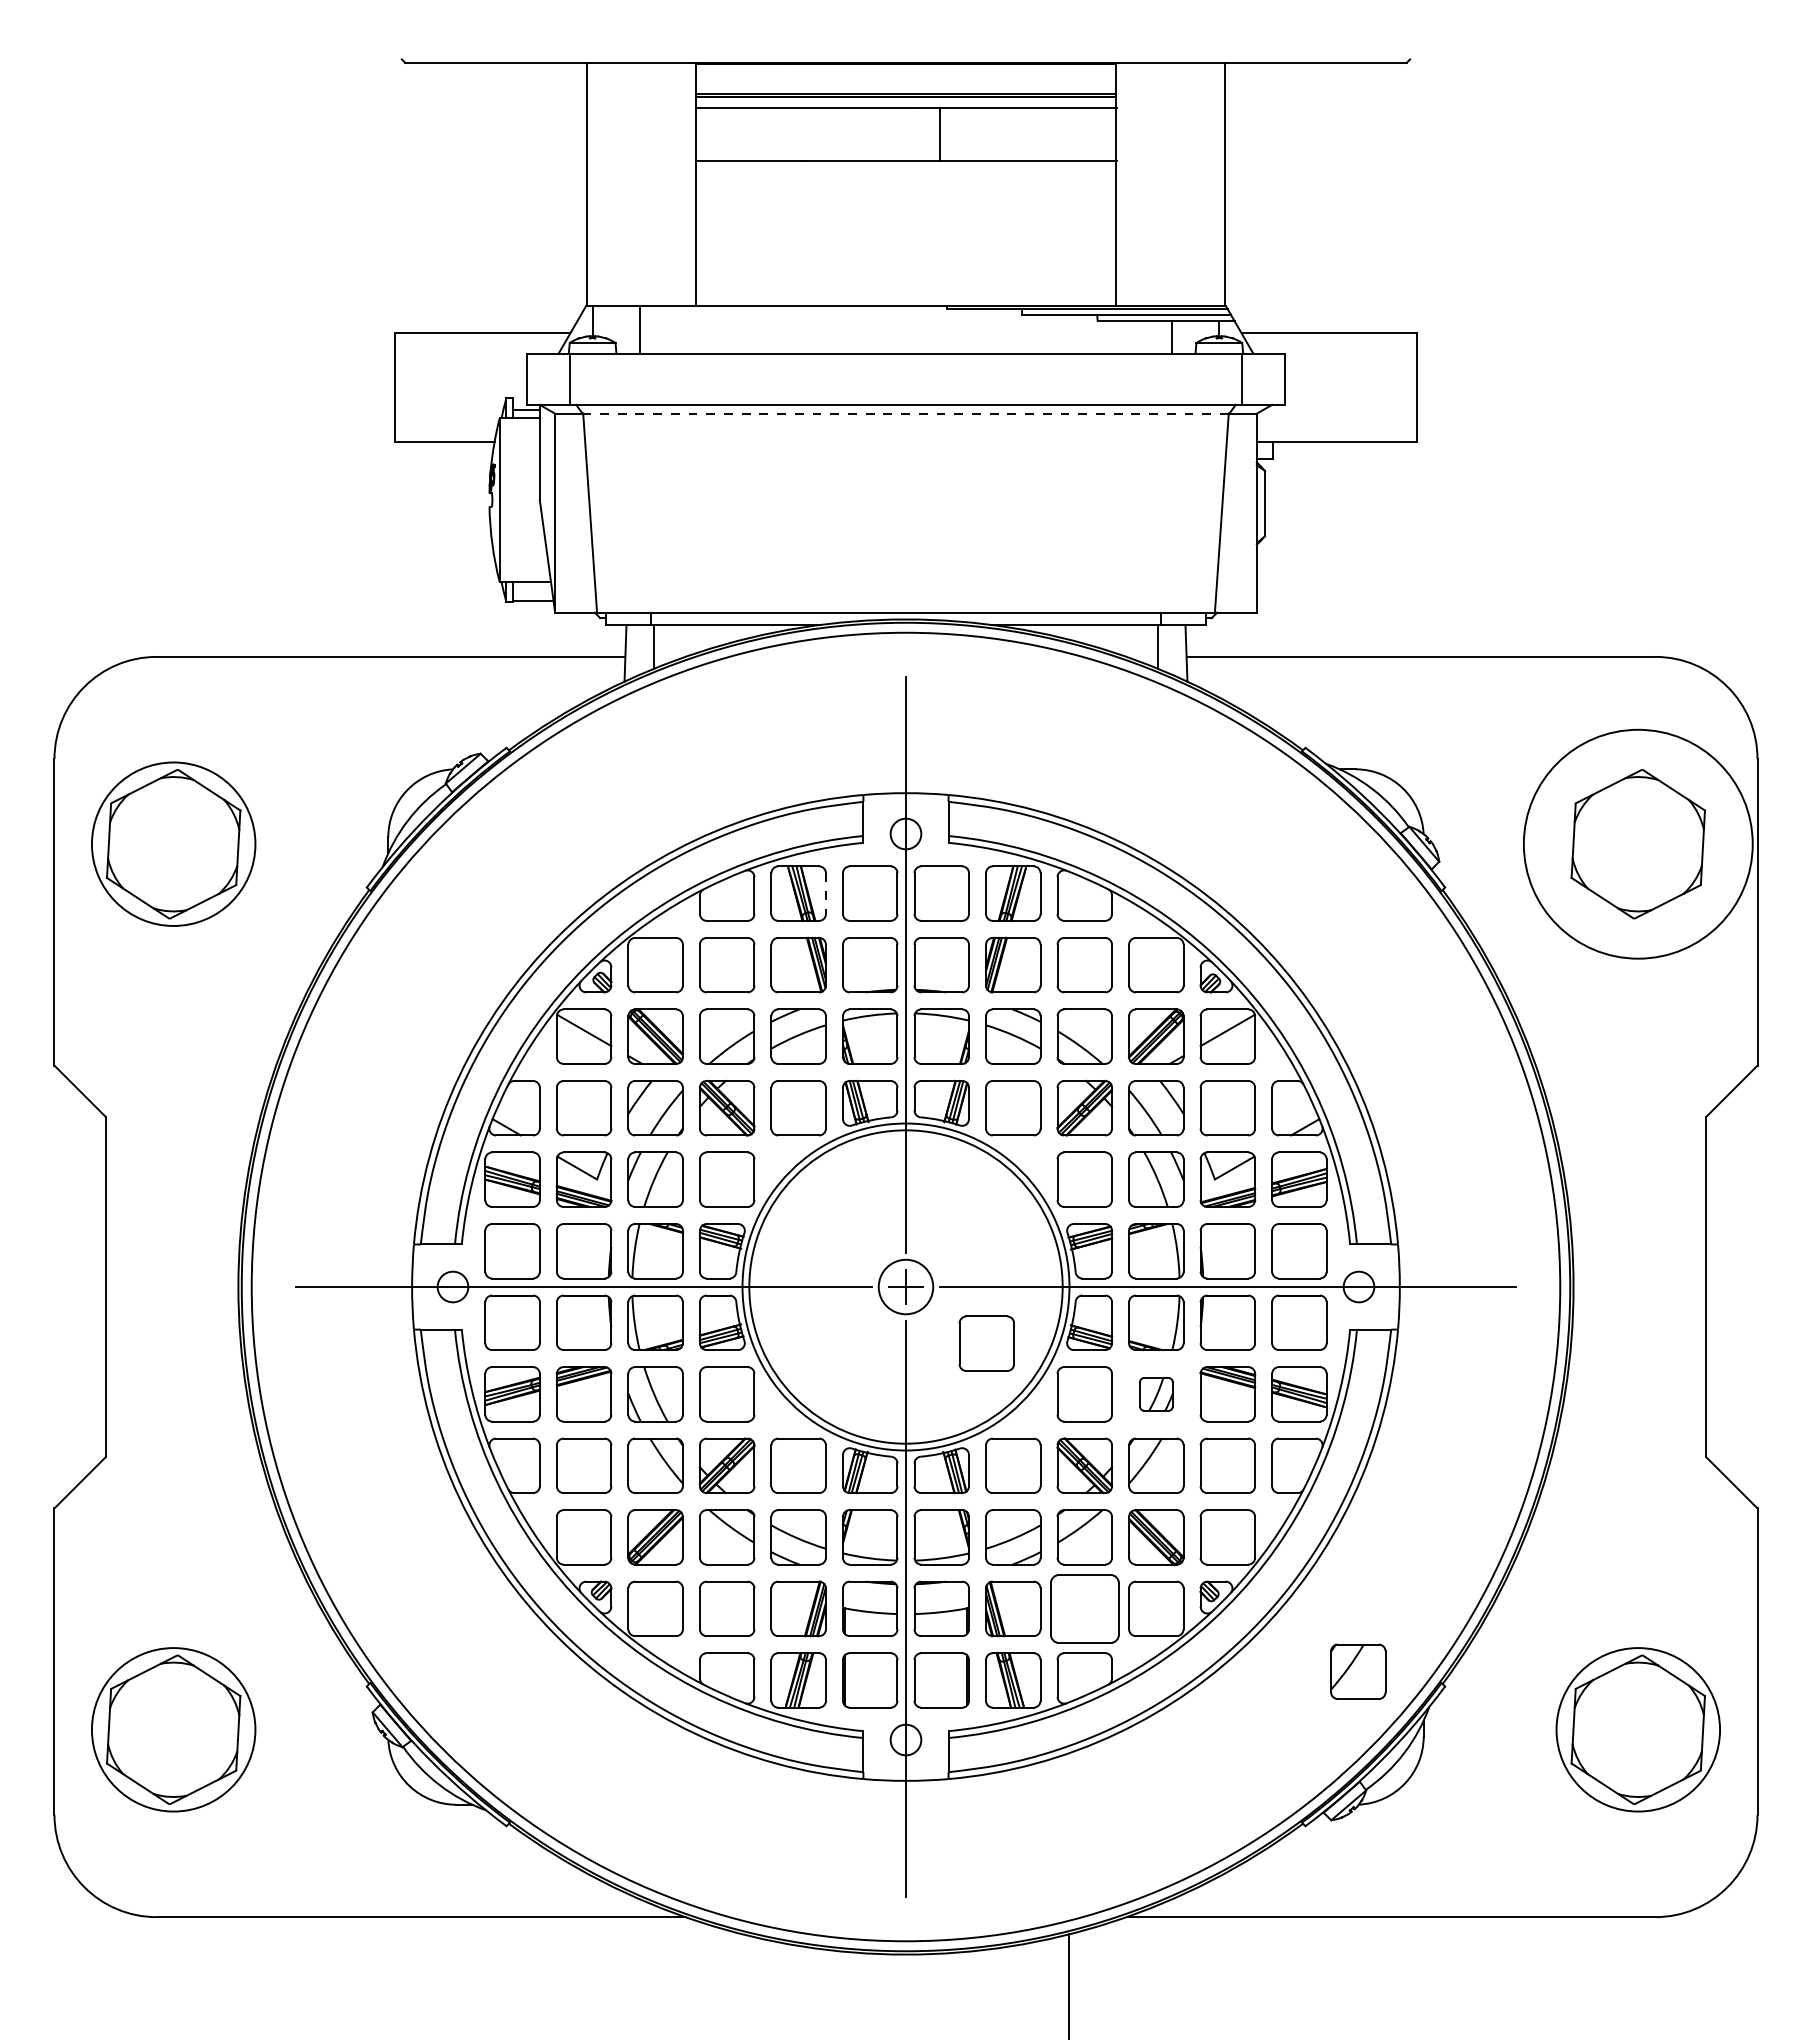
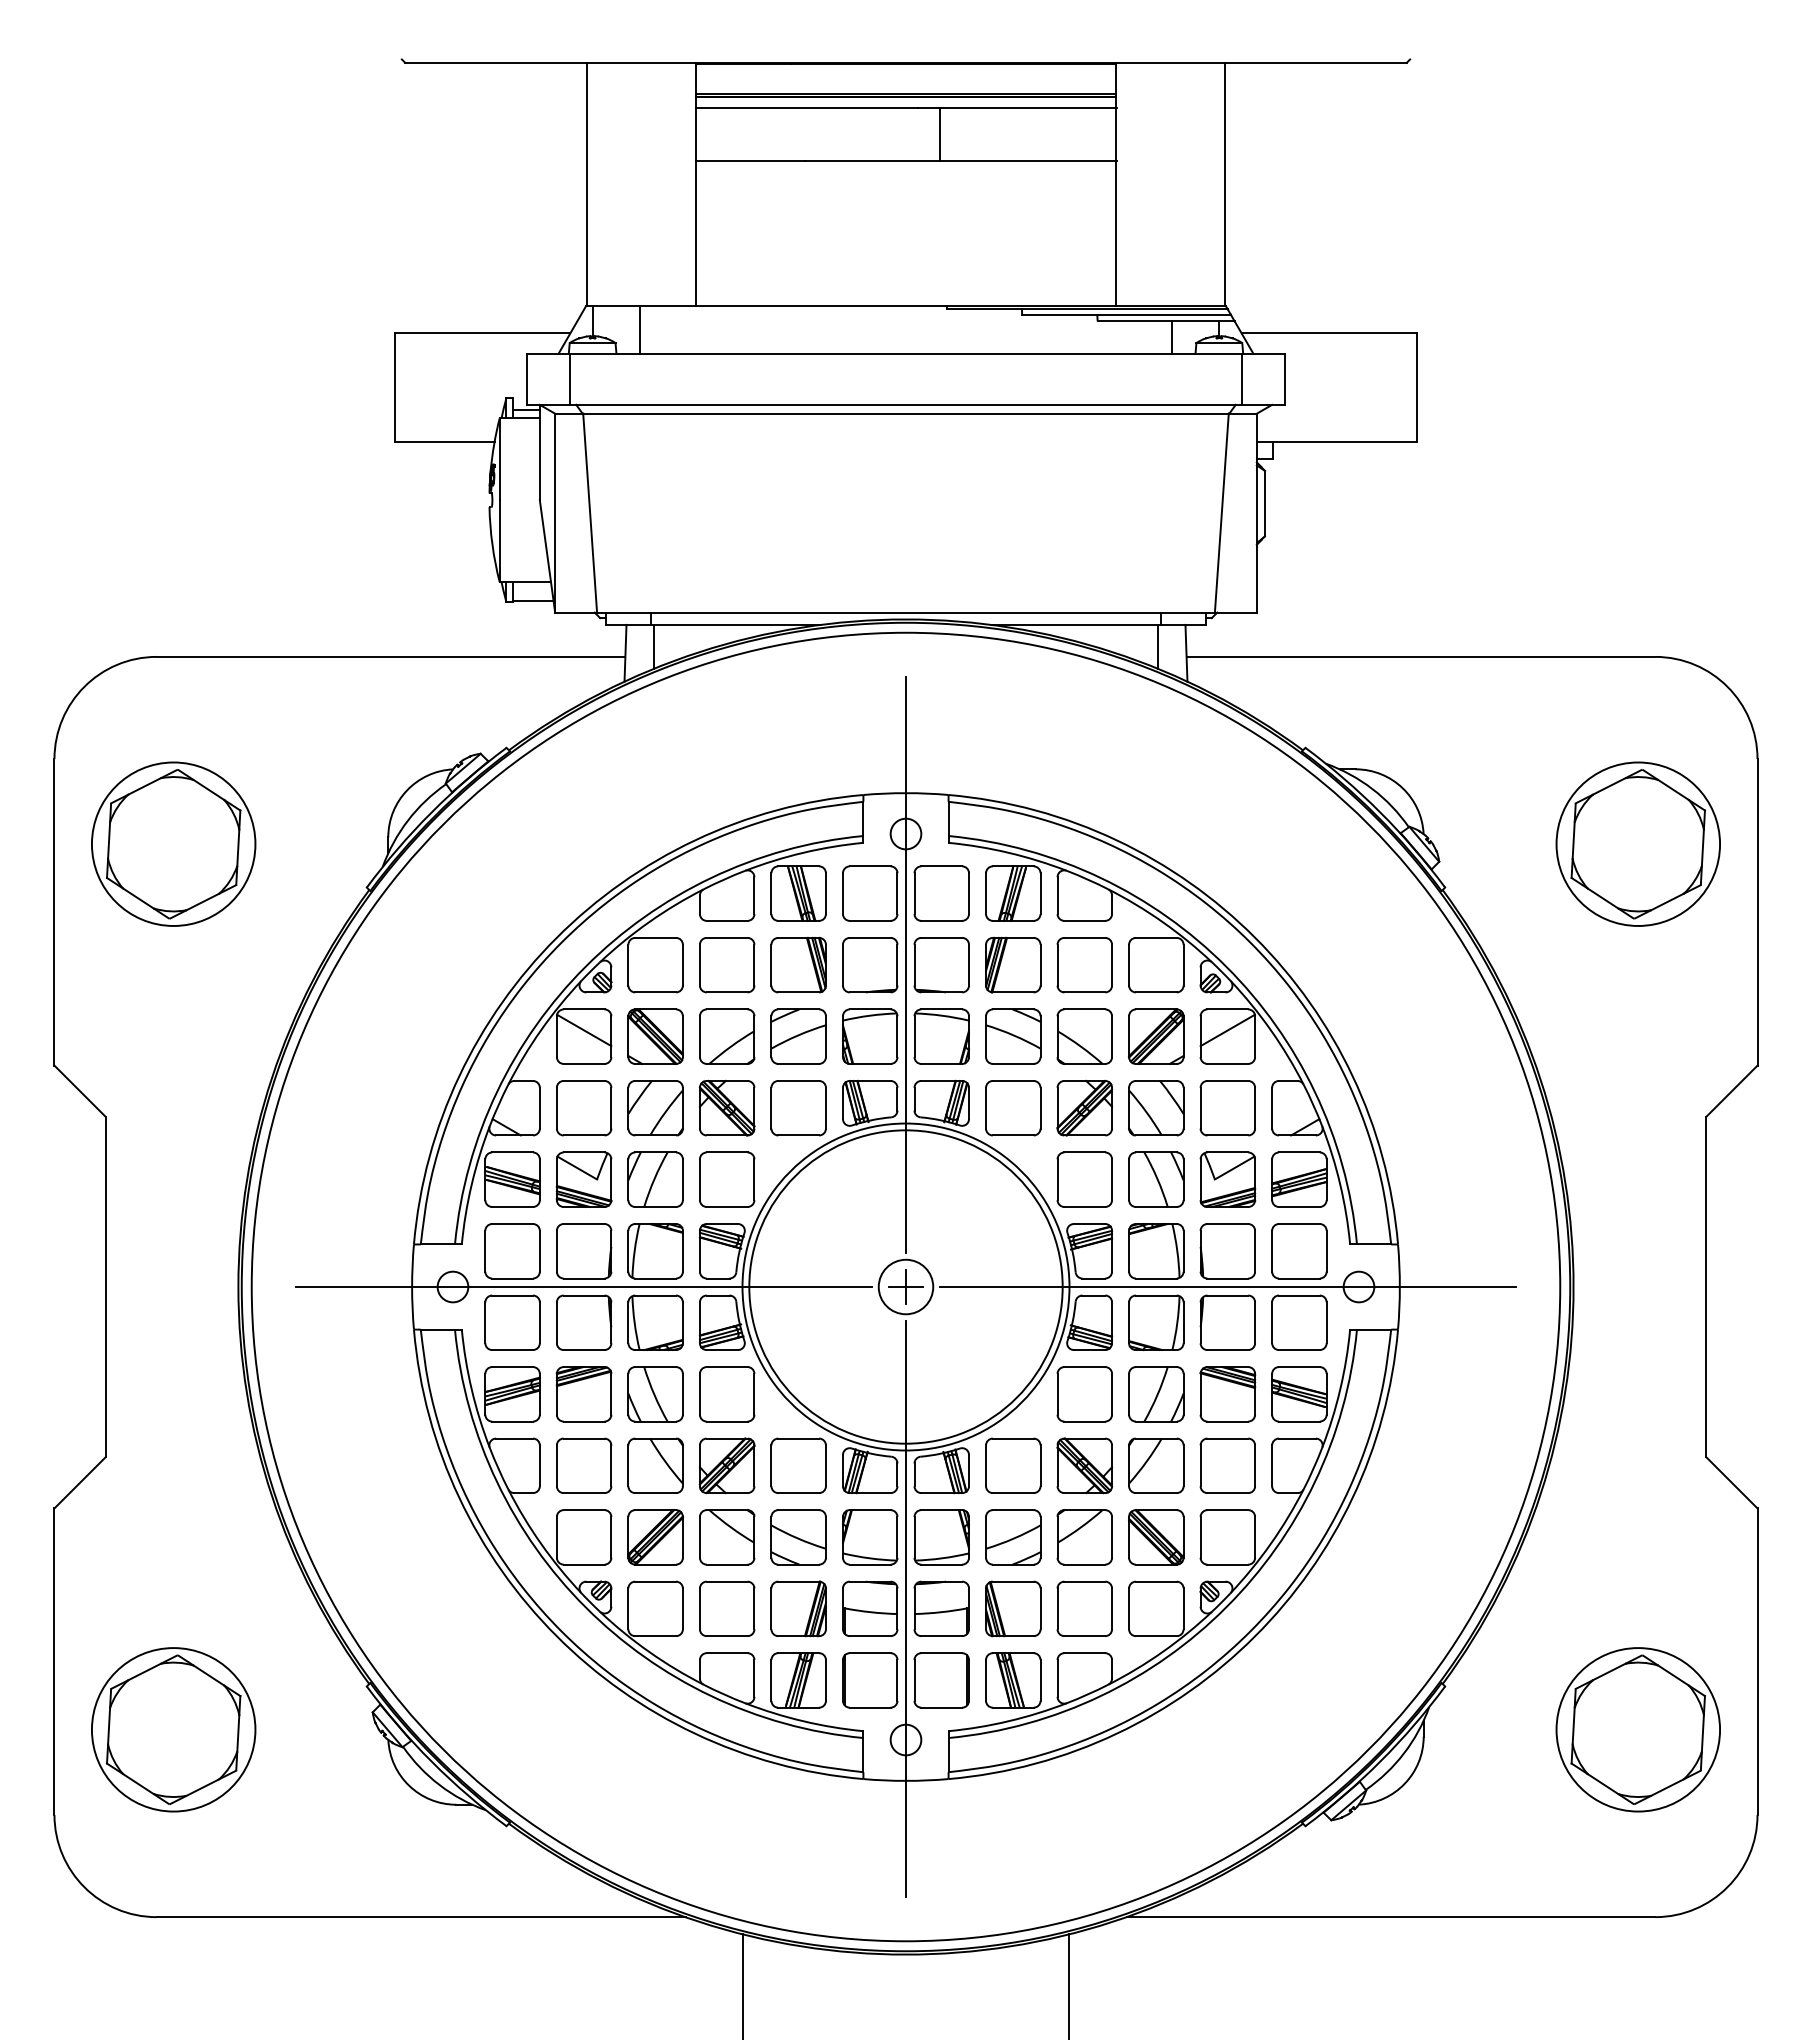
line: dashed -> solid (906, 413)
circle diameter: 229 px -> 163 px (1638, 843)
line: dashed -> solid (825, 894)
part: present -> none (986, 1343)
part size: 35x35 px -> 57x57 px (1156, 1394)
part size: 70x70 px -> 57x57 px (1084, 1608)
part: present -> none (1358, 1671)
line: none -> present (742, 1985)
